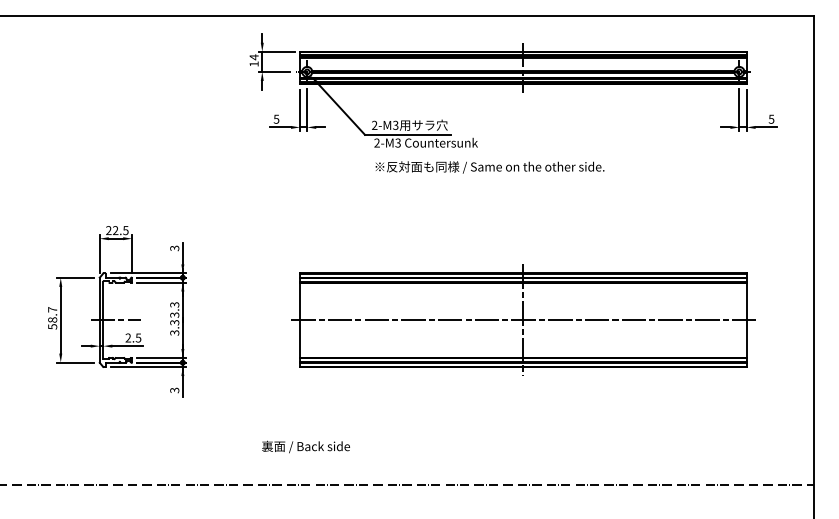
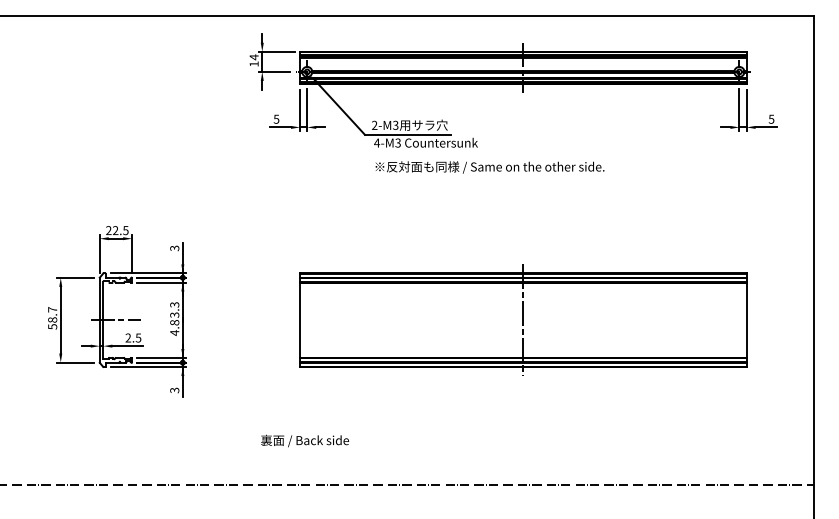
text: 2-M3 -> 4-M3 (377, 142)
line: present -> none (523, 320)
text: 3.3 -> 4.8 (174, 328)
text position: (305, 446) -> (304, 440) (304, 440)
